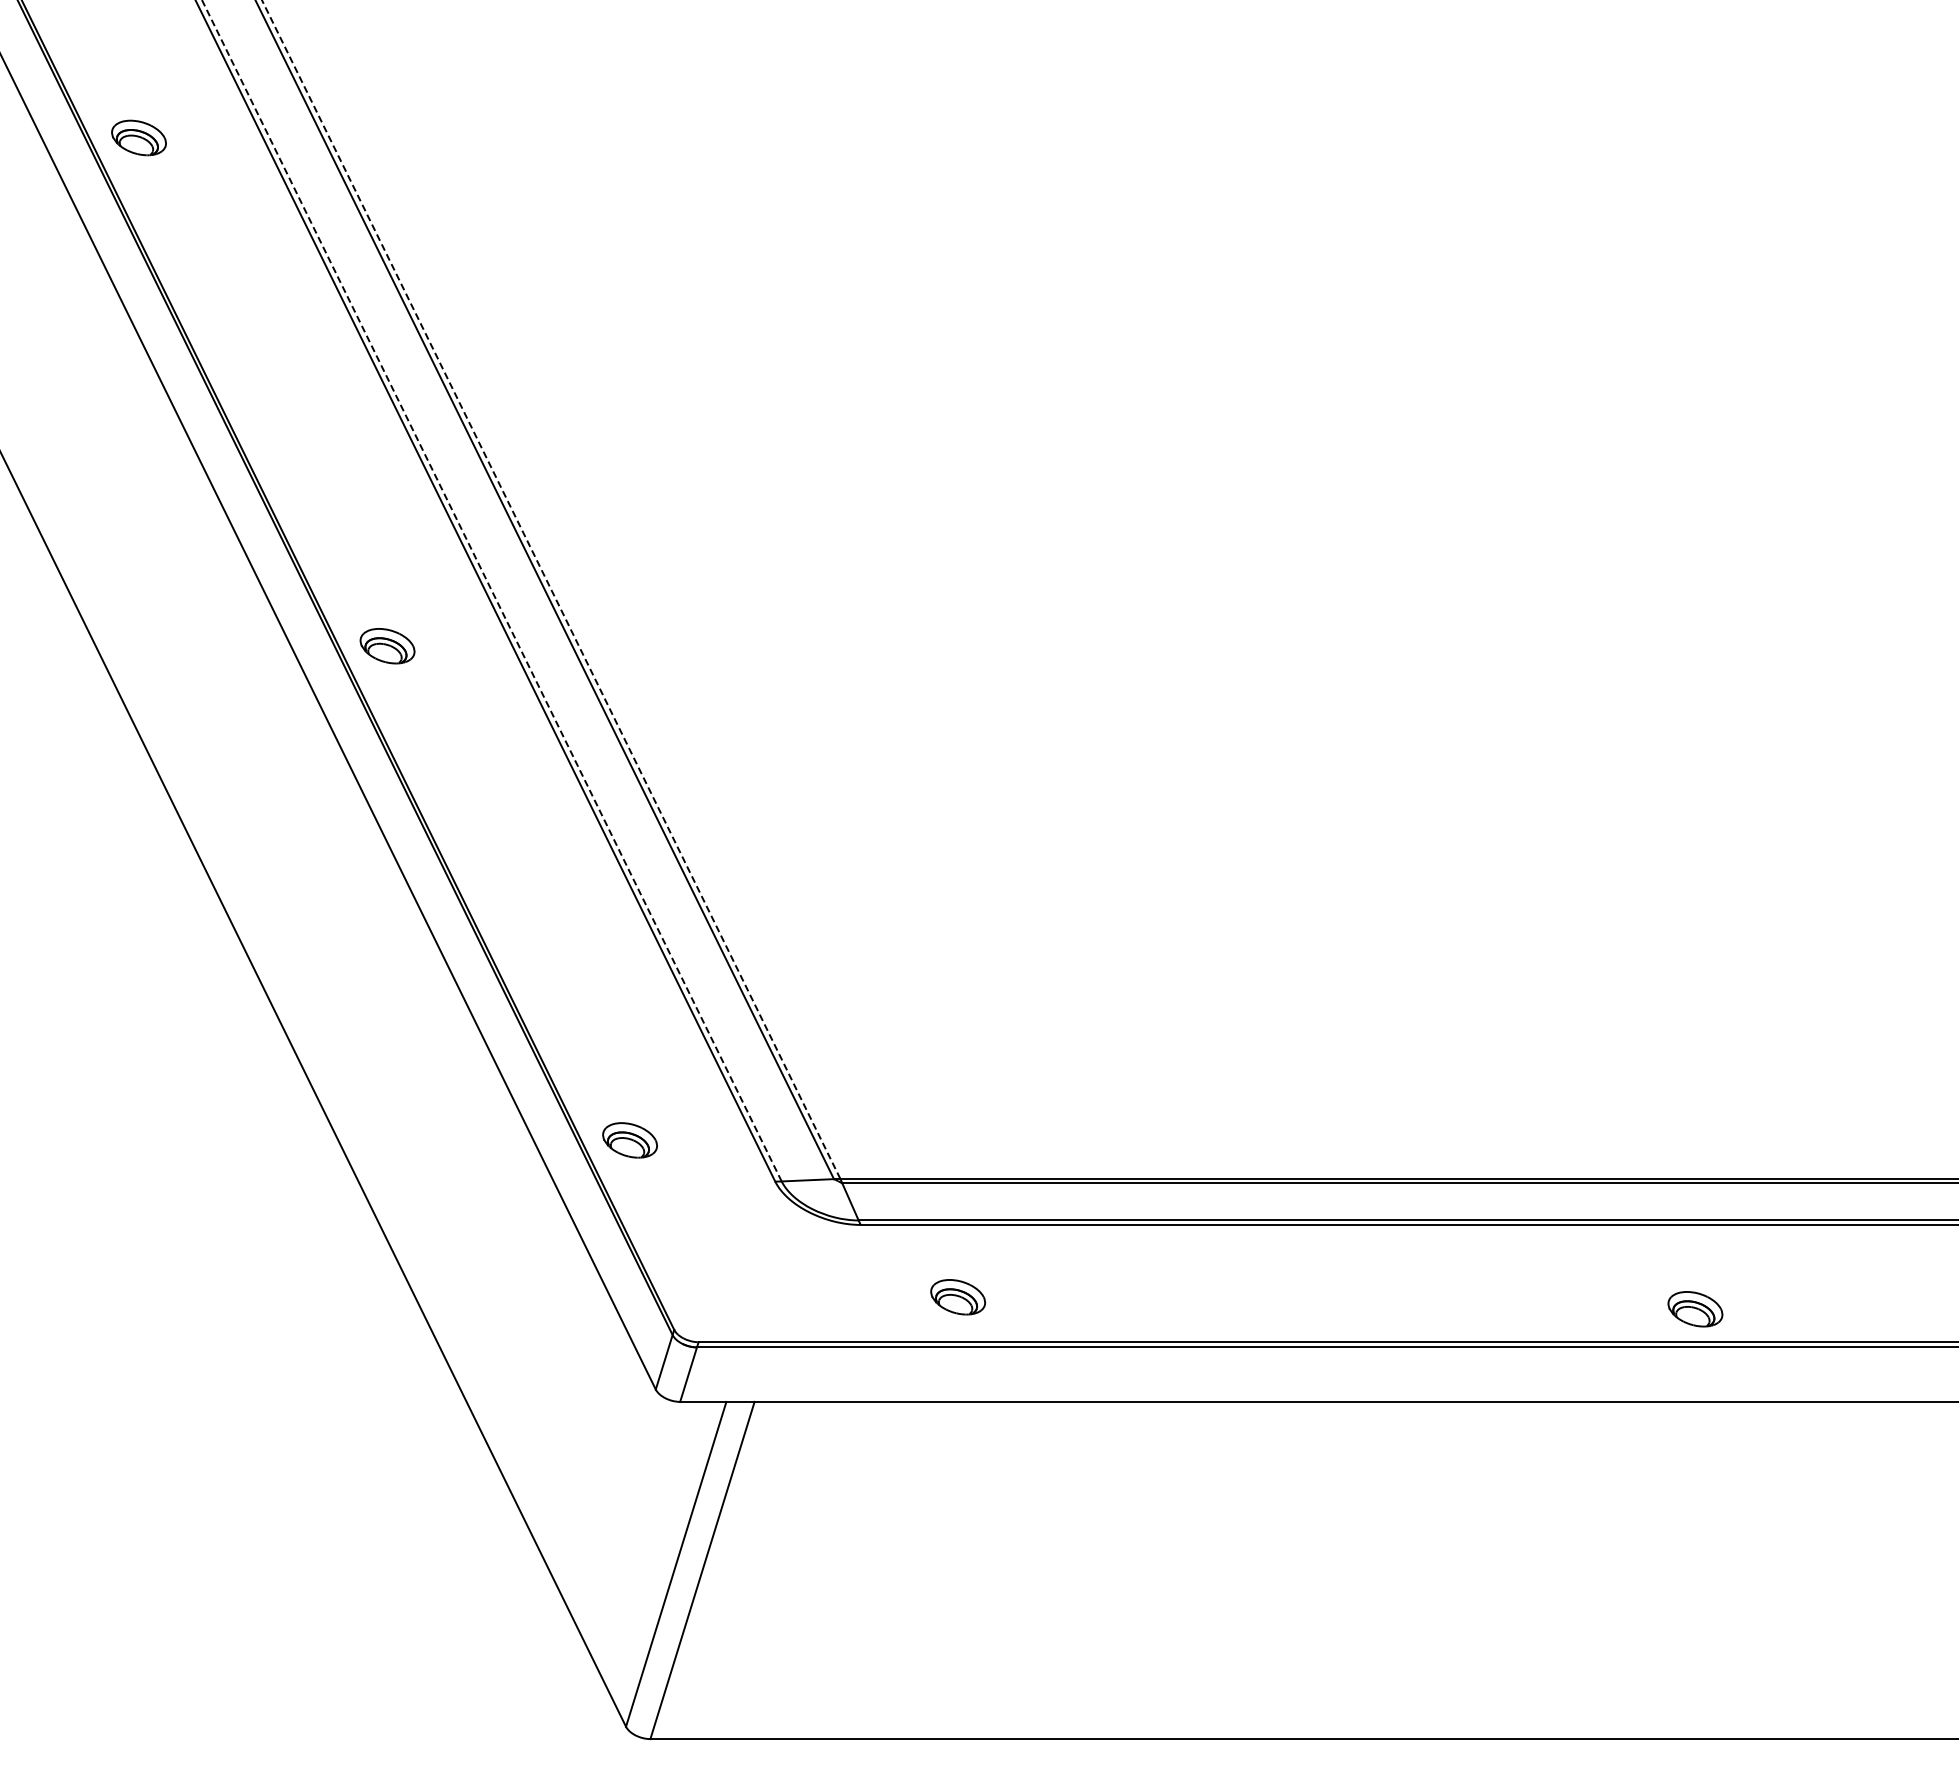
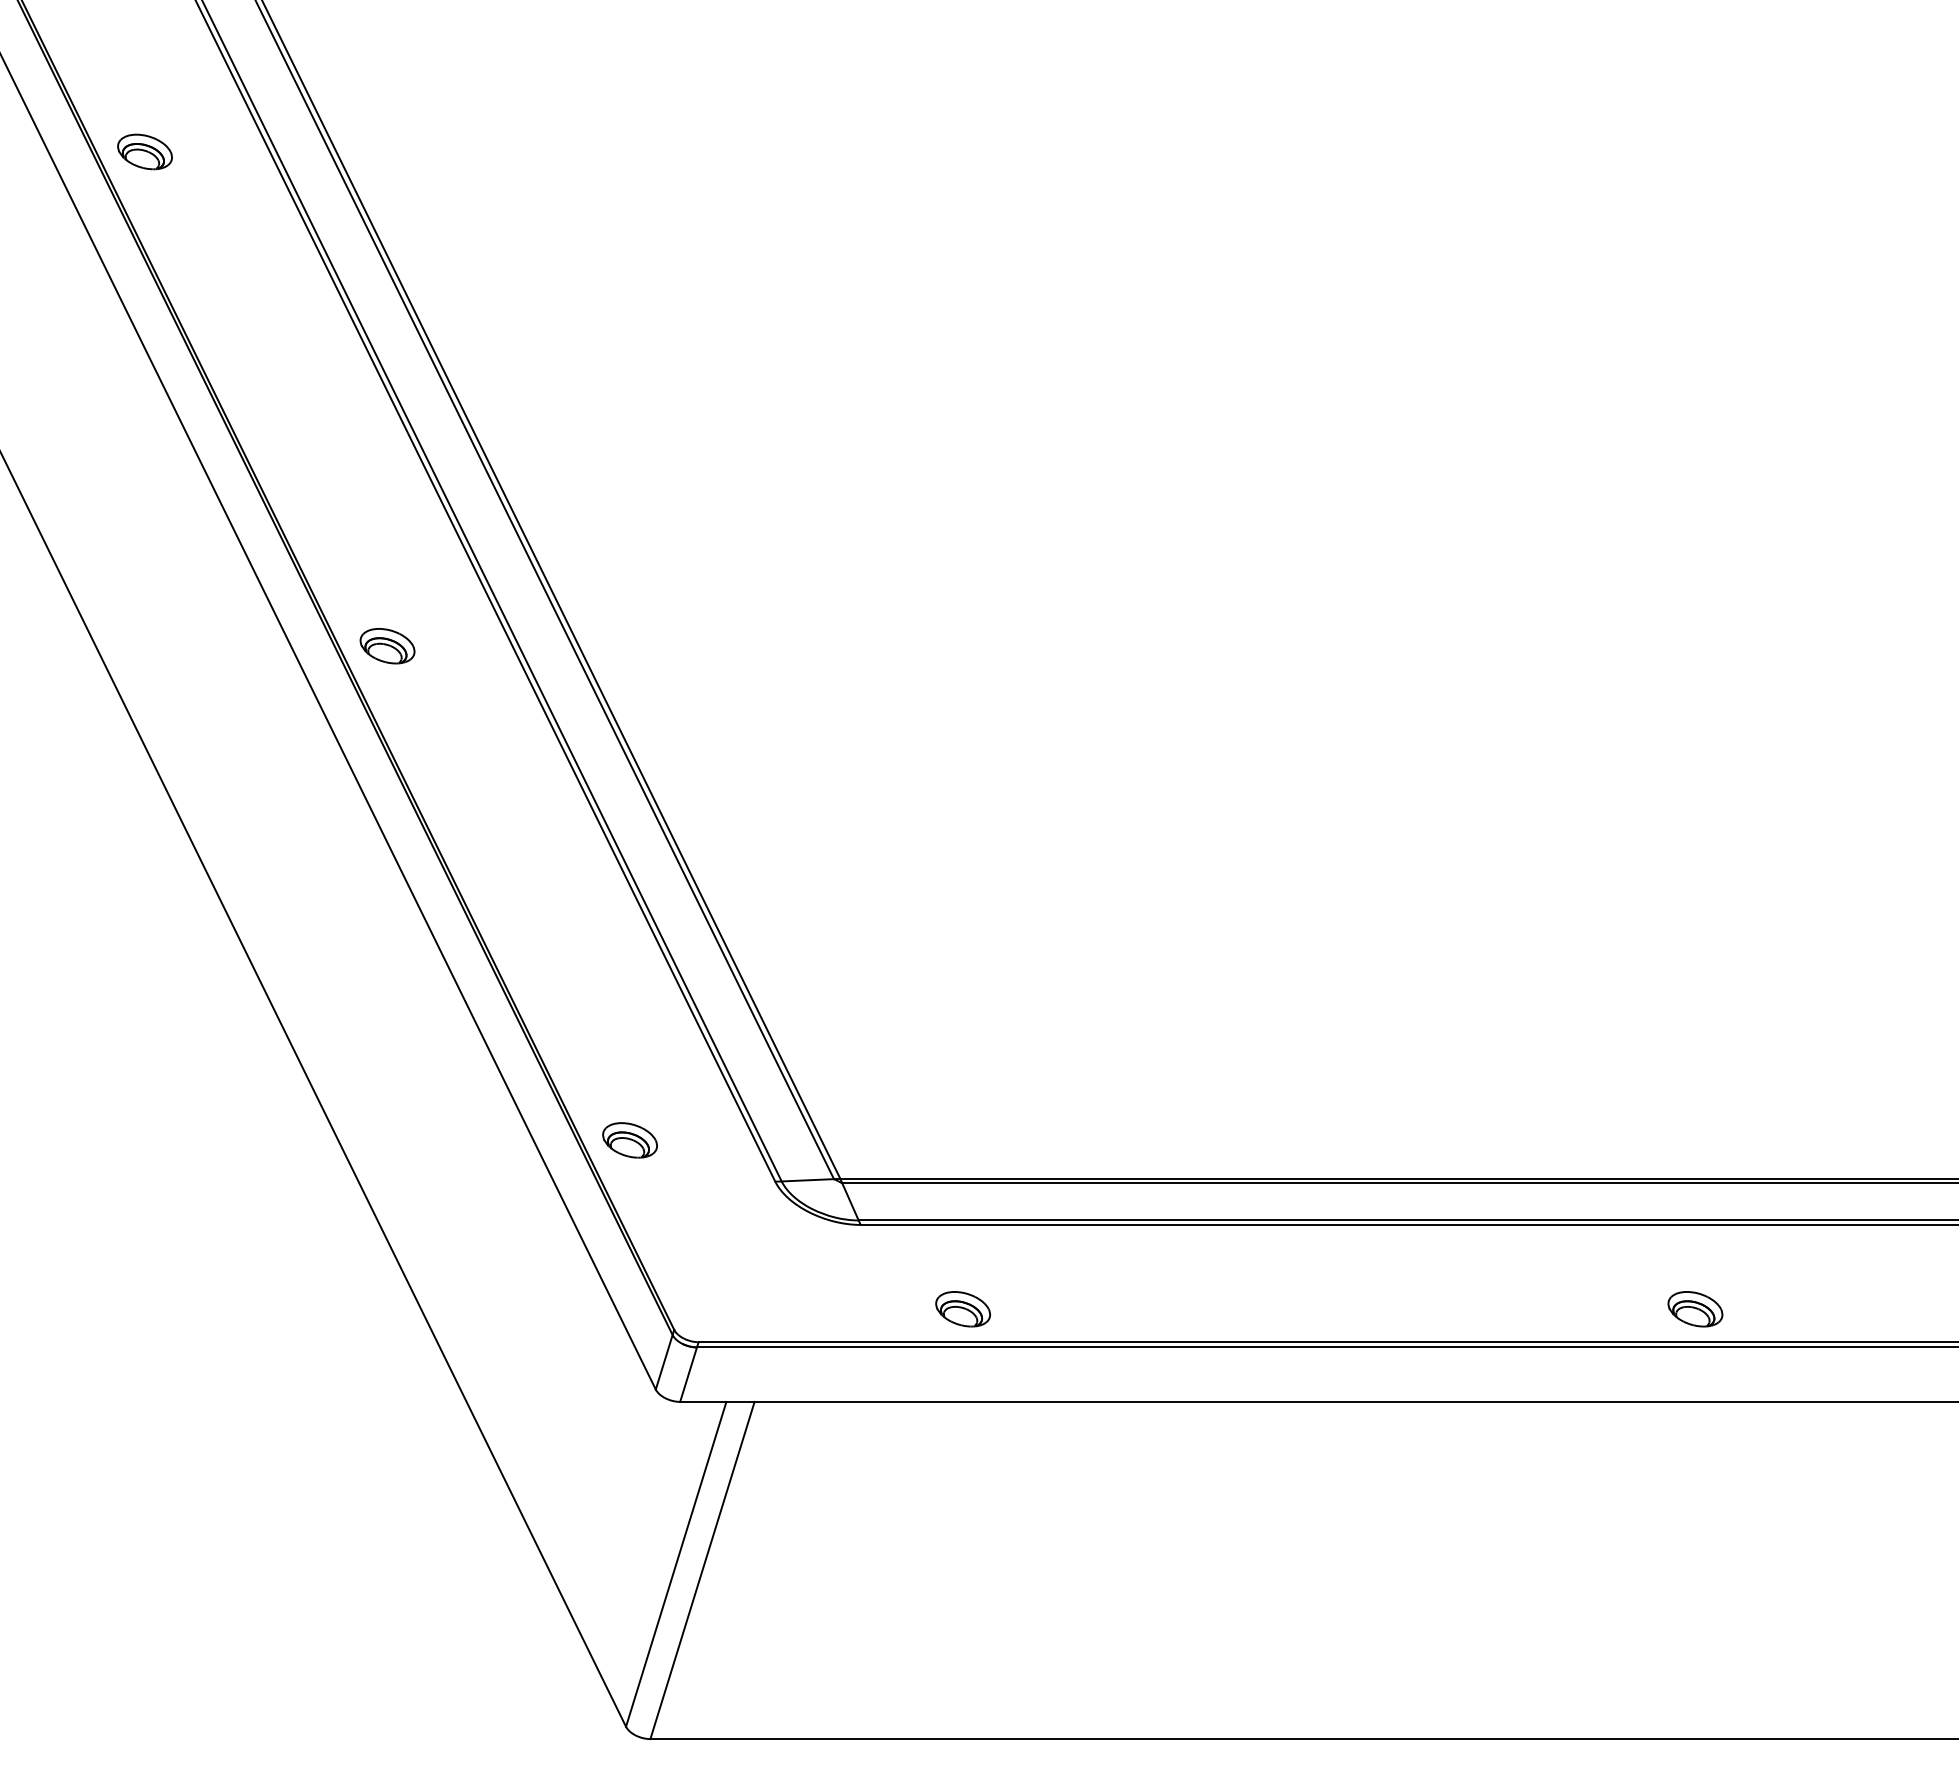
part position: (138, 137) -> (144, 151) (144, 151)
line: dashed -> solid (550, 589)
line: dashed -> solid (491, 590)
part position: (958, 1297) -> (963, 1309) (963, 1309)
